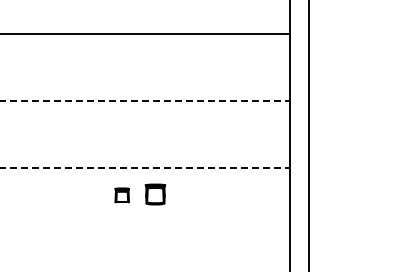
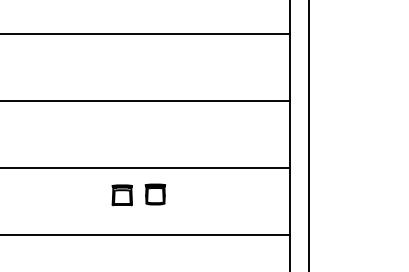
line: dashed -> solid (145, 101)
line: dashed -> solid (145, 168)
part size: 16x17 px -> 22x23 px (121, 195)
line: none -> present (146, 235)
